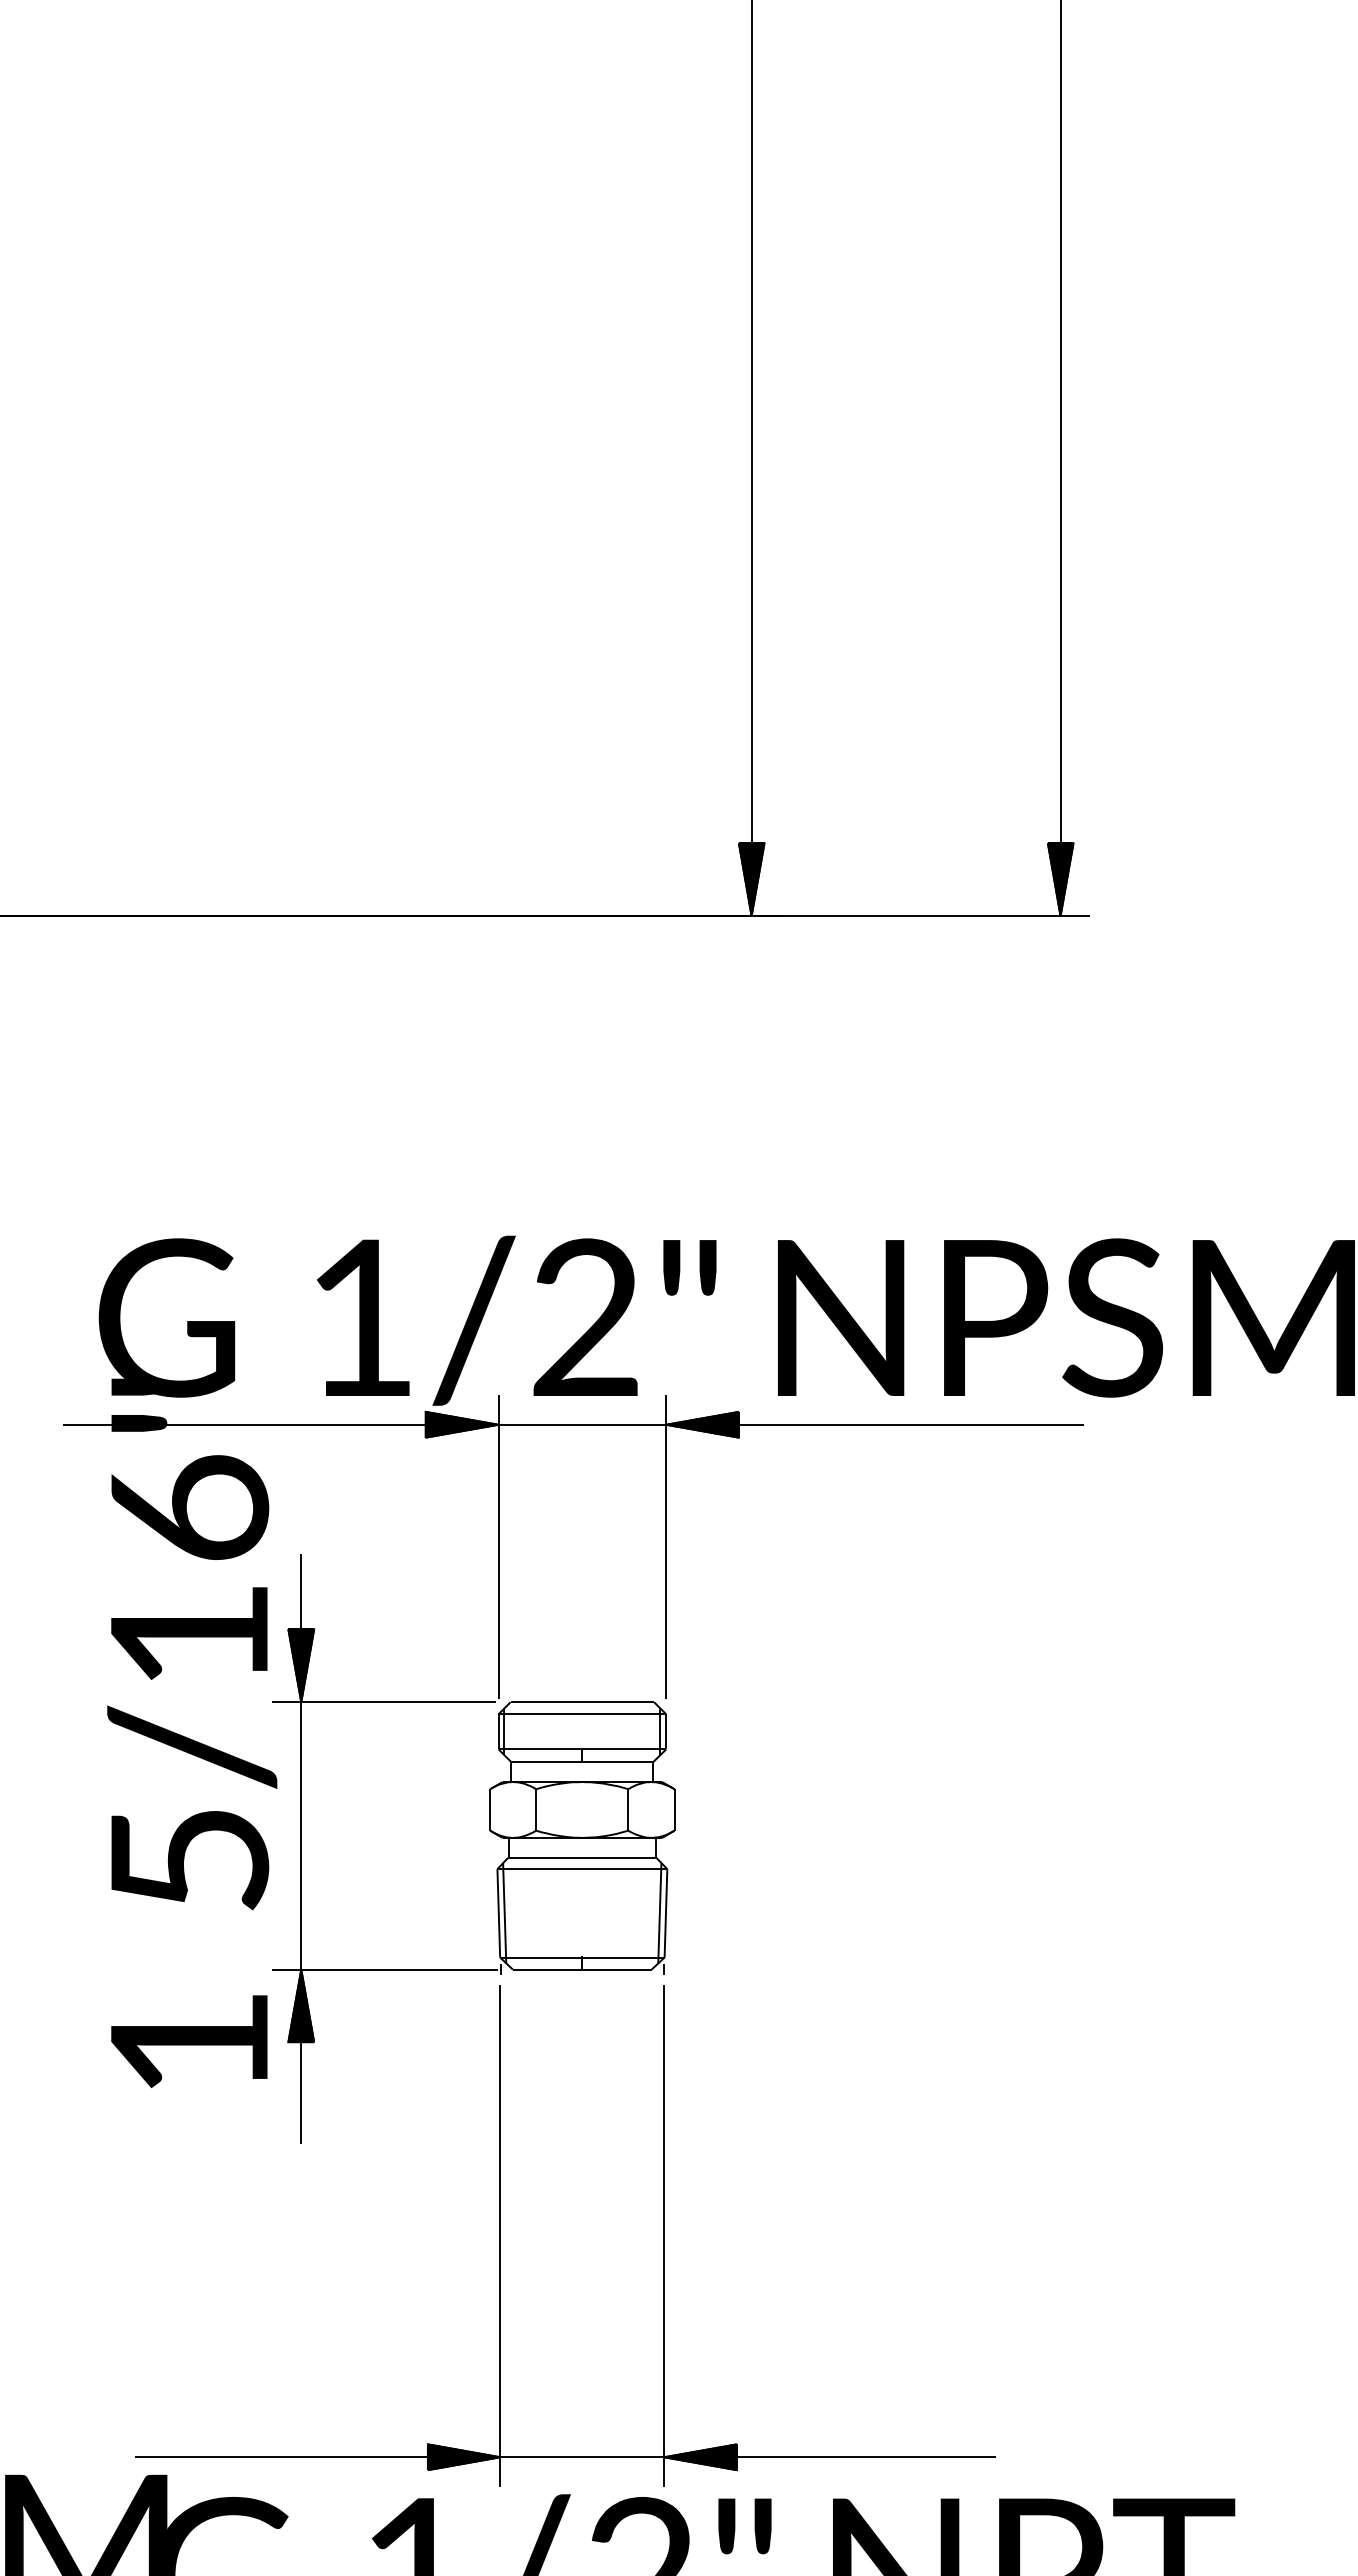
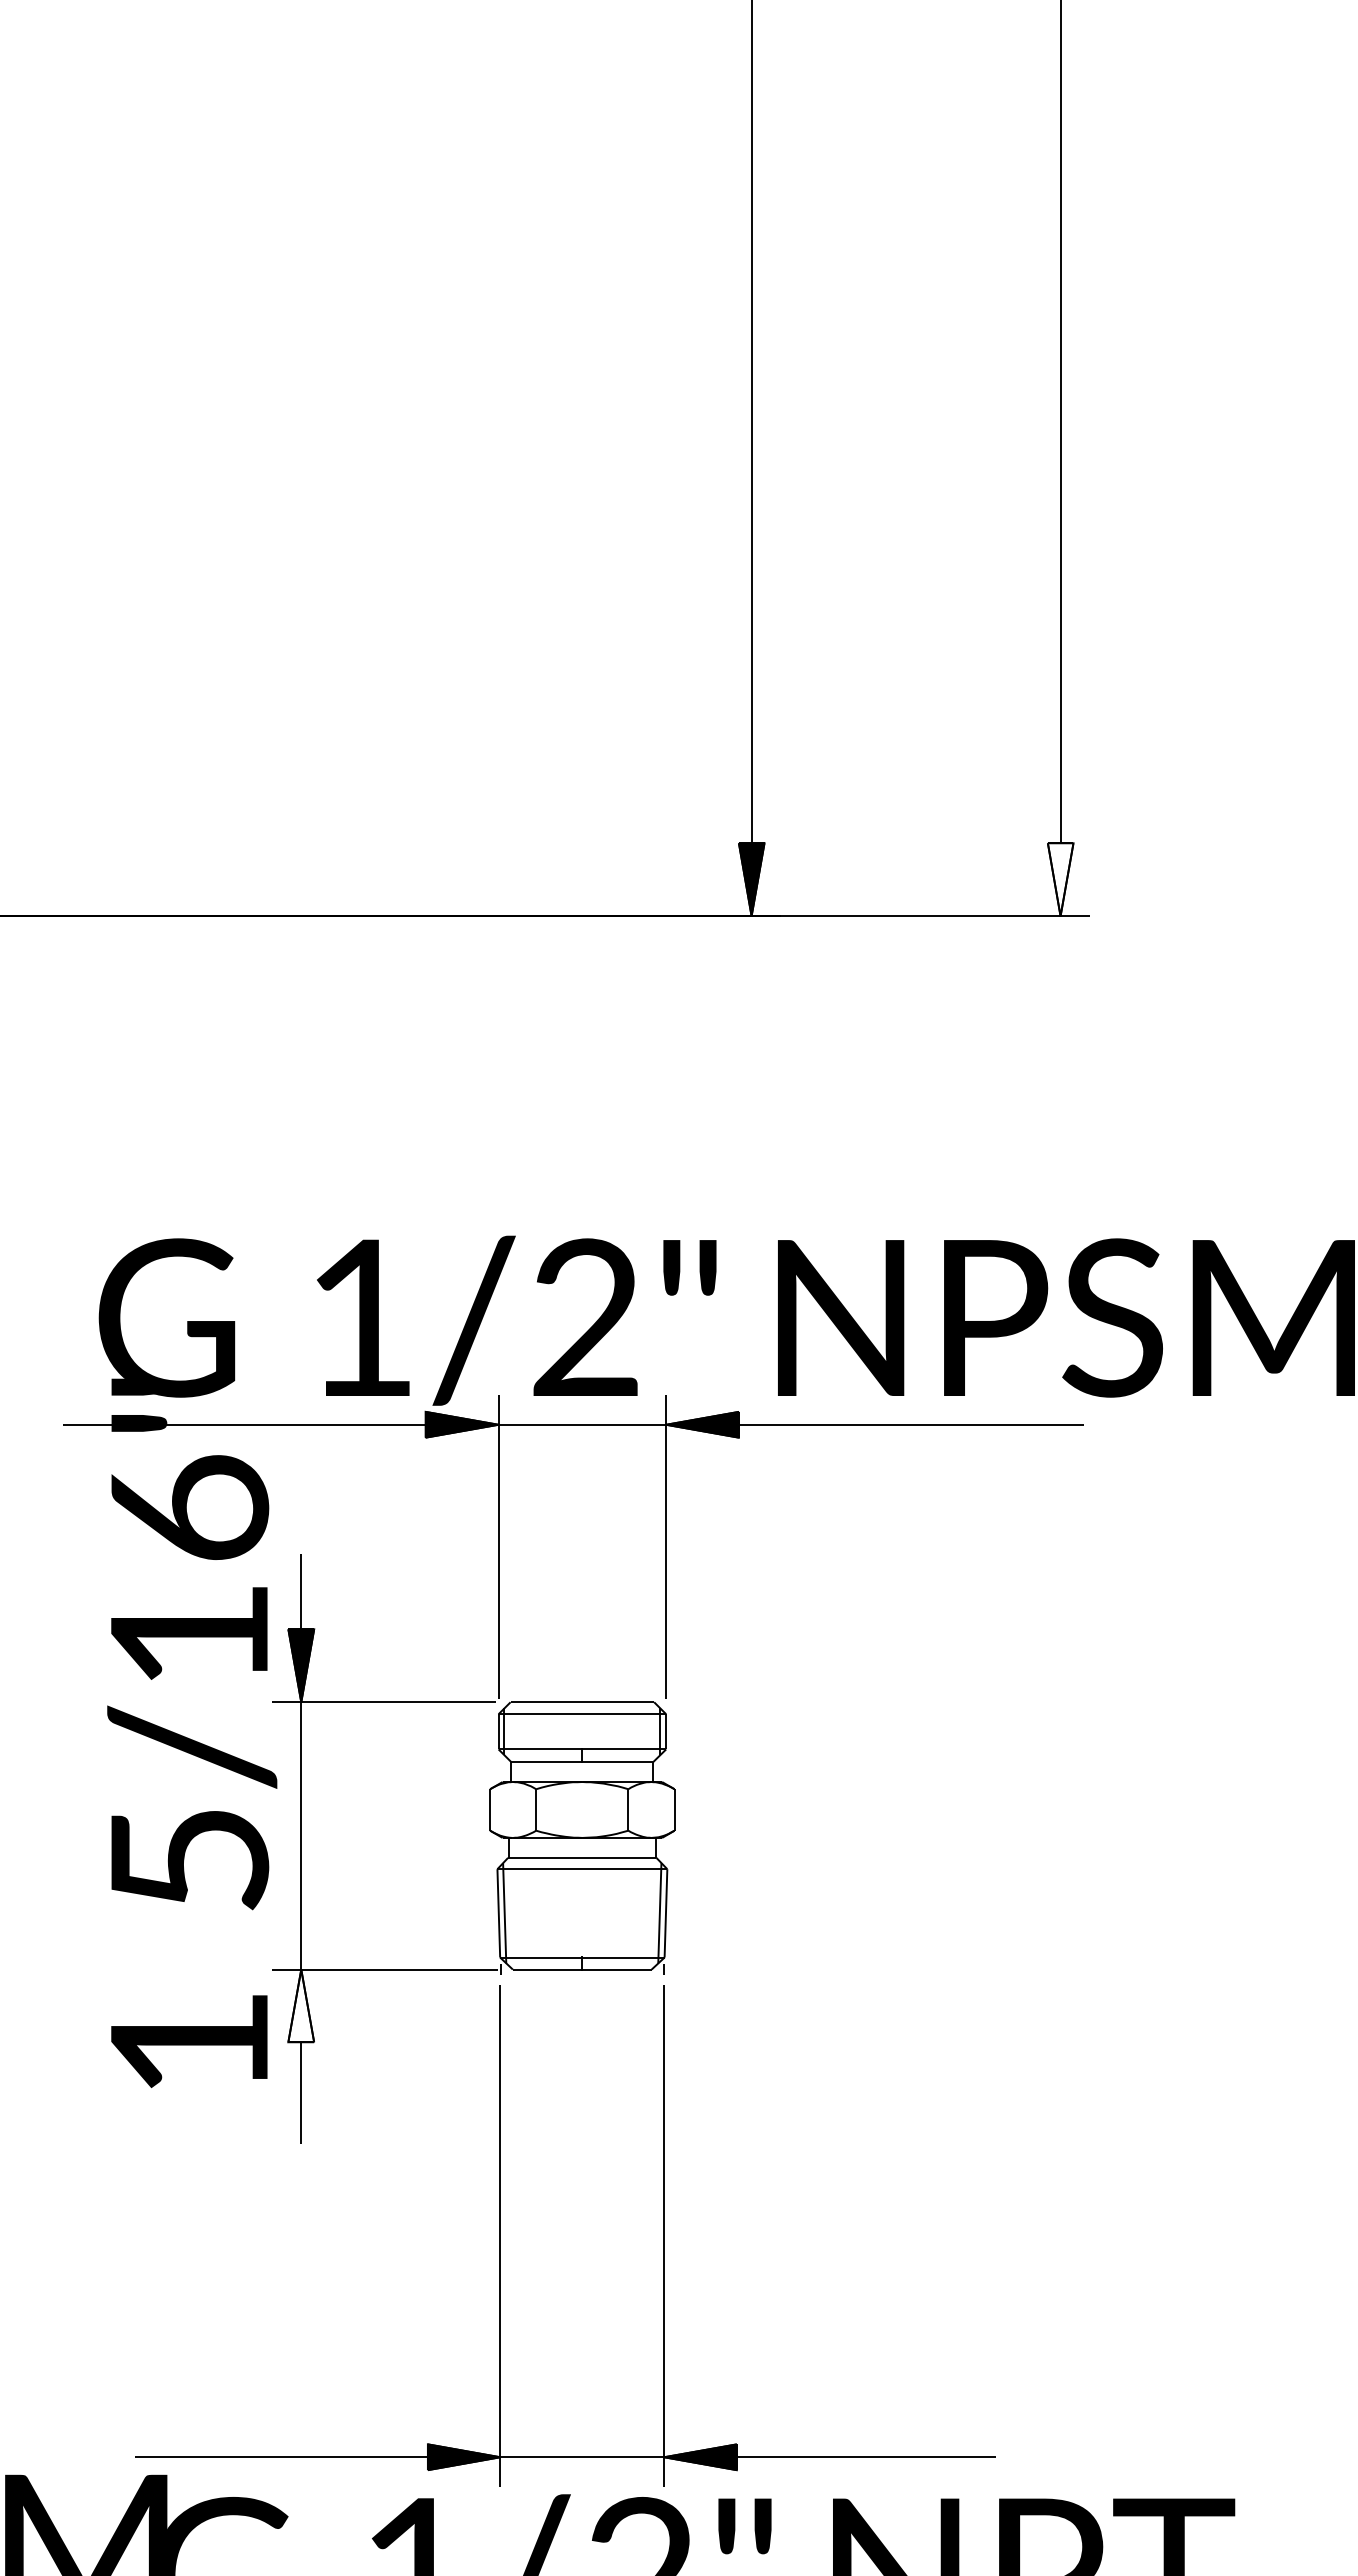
fill: present -> none (1060, 879)
fill: present -> none (301, 2005)
